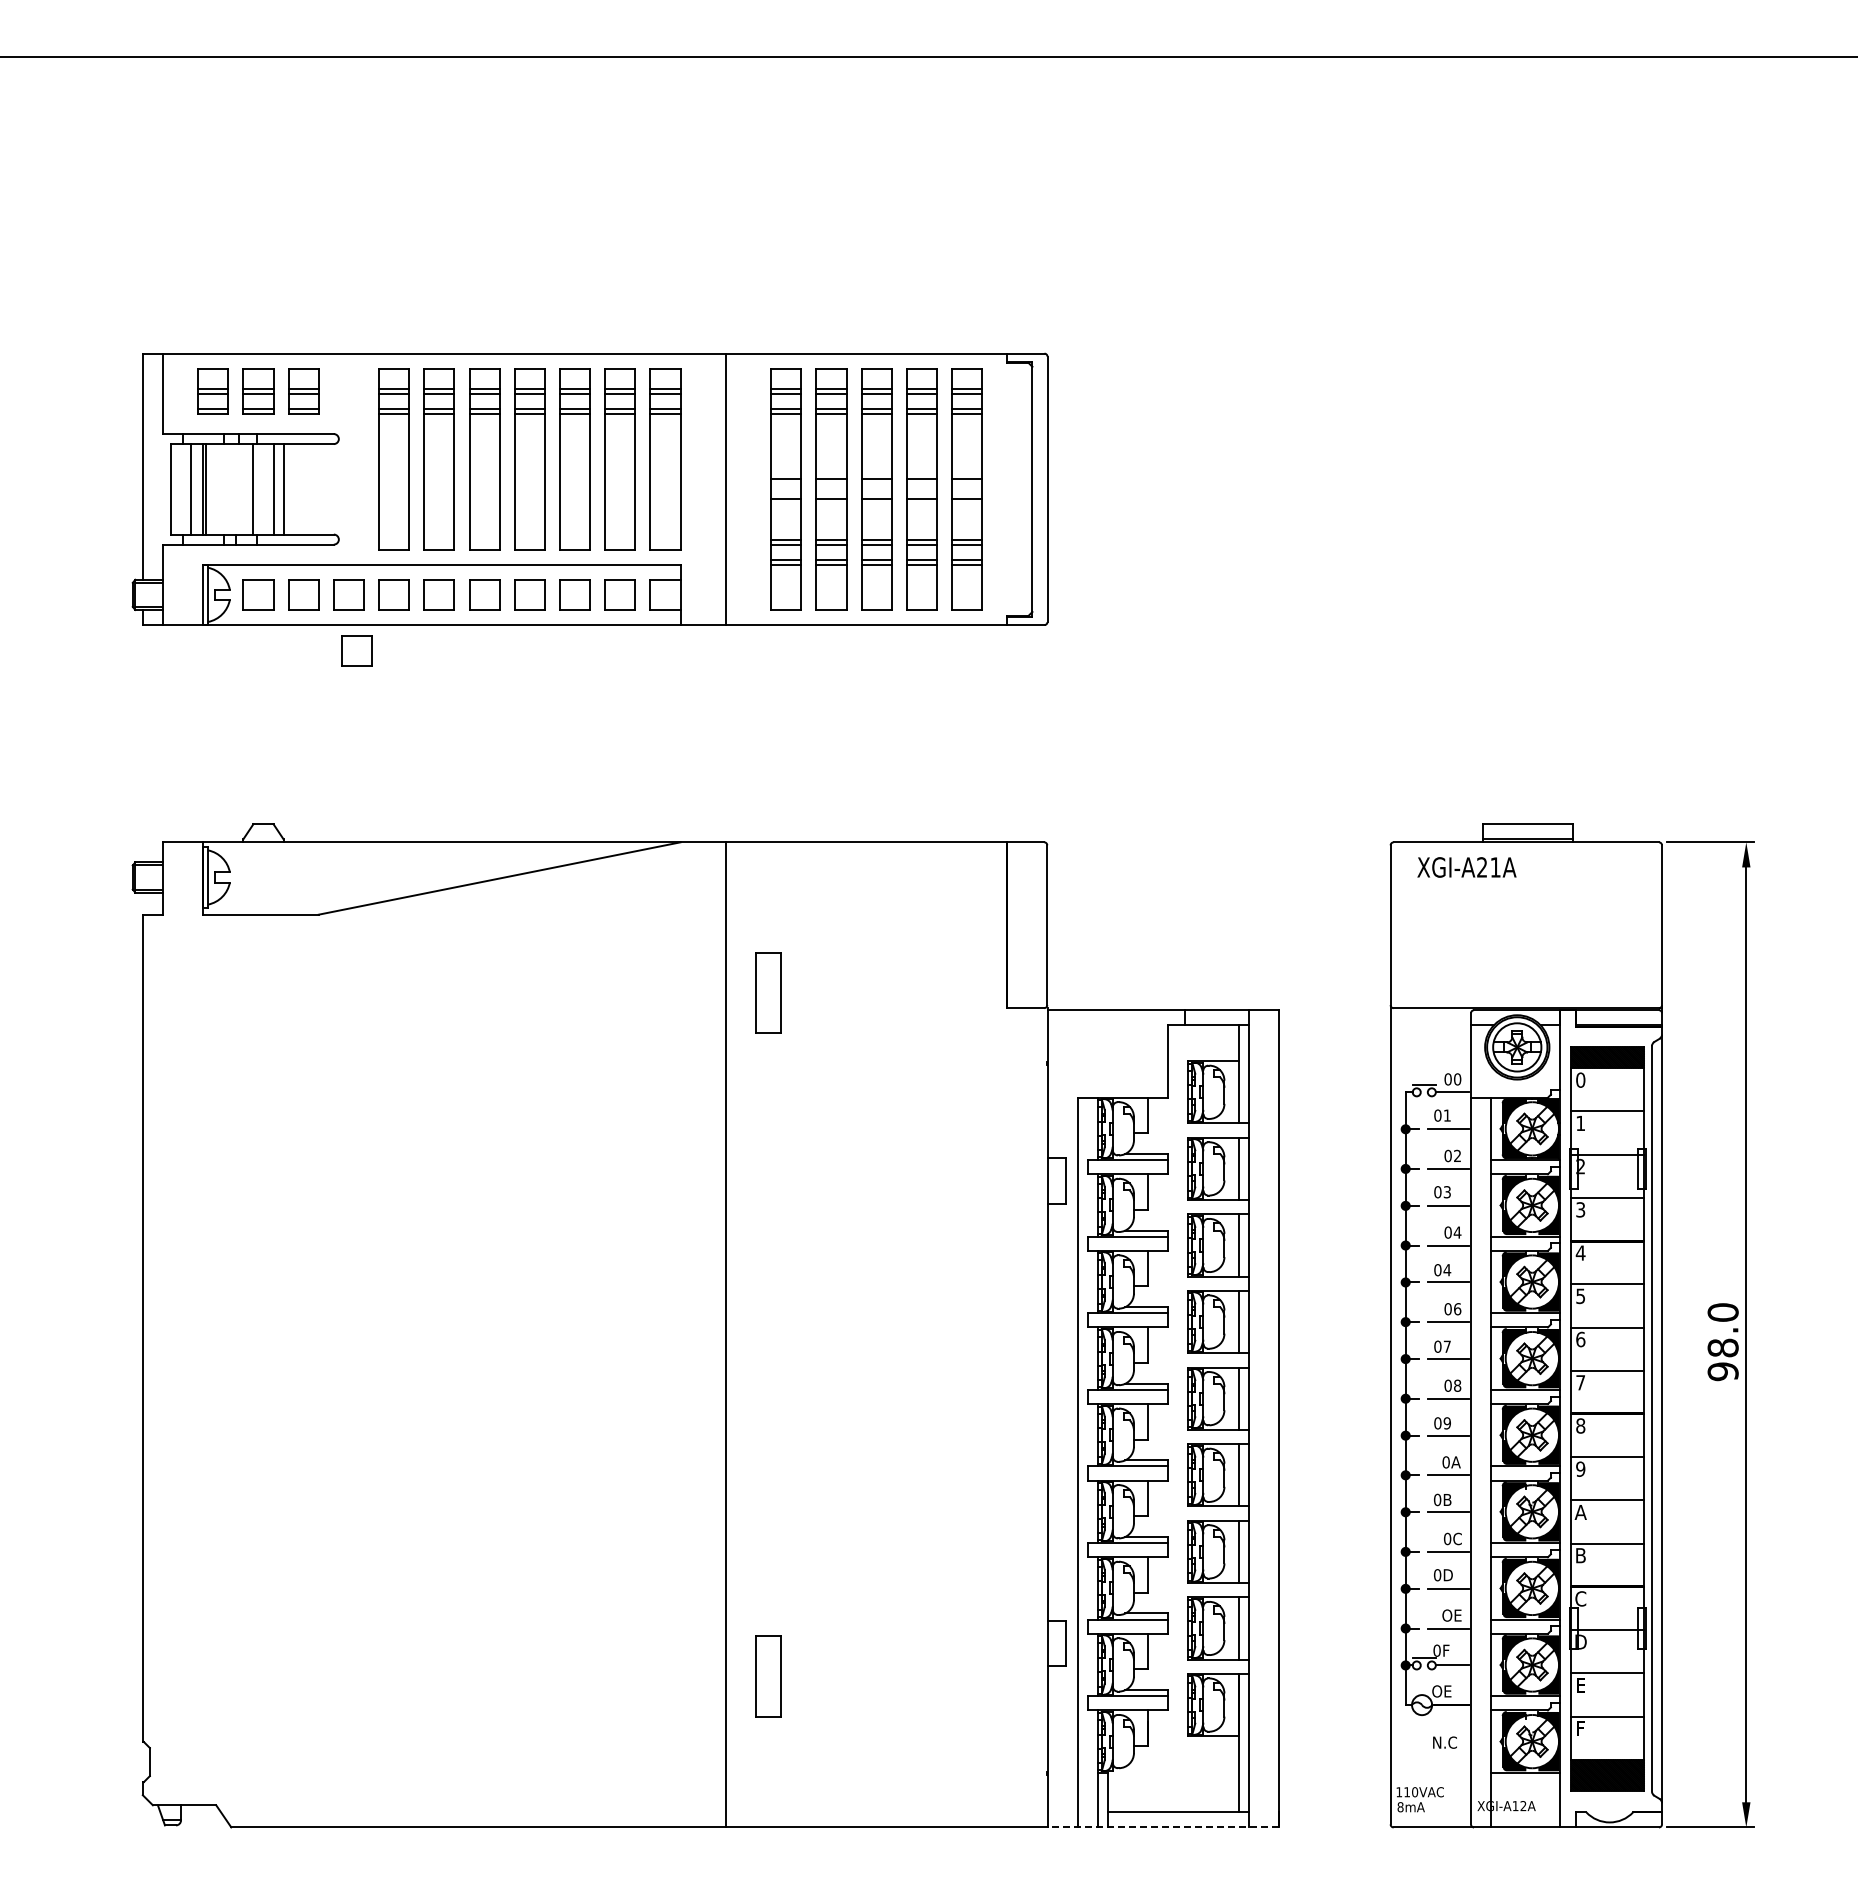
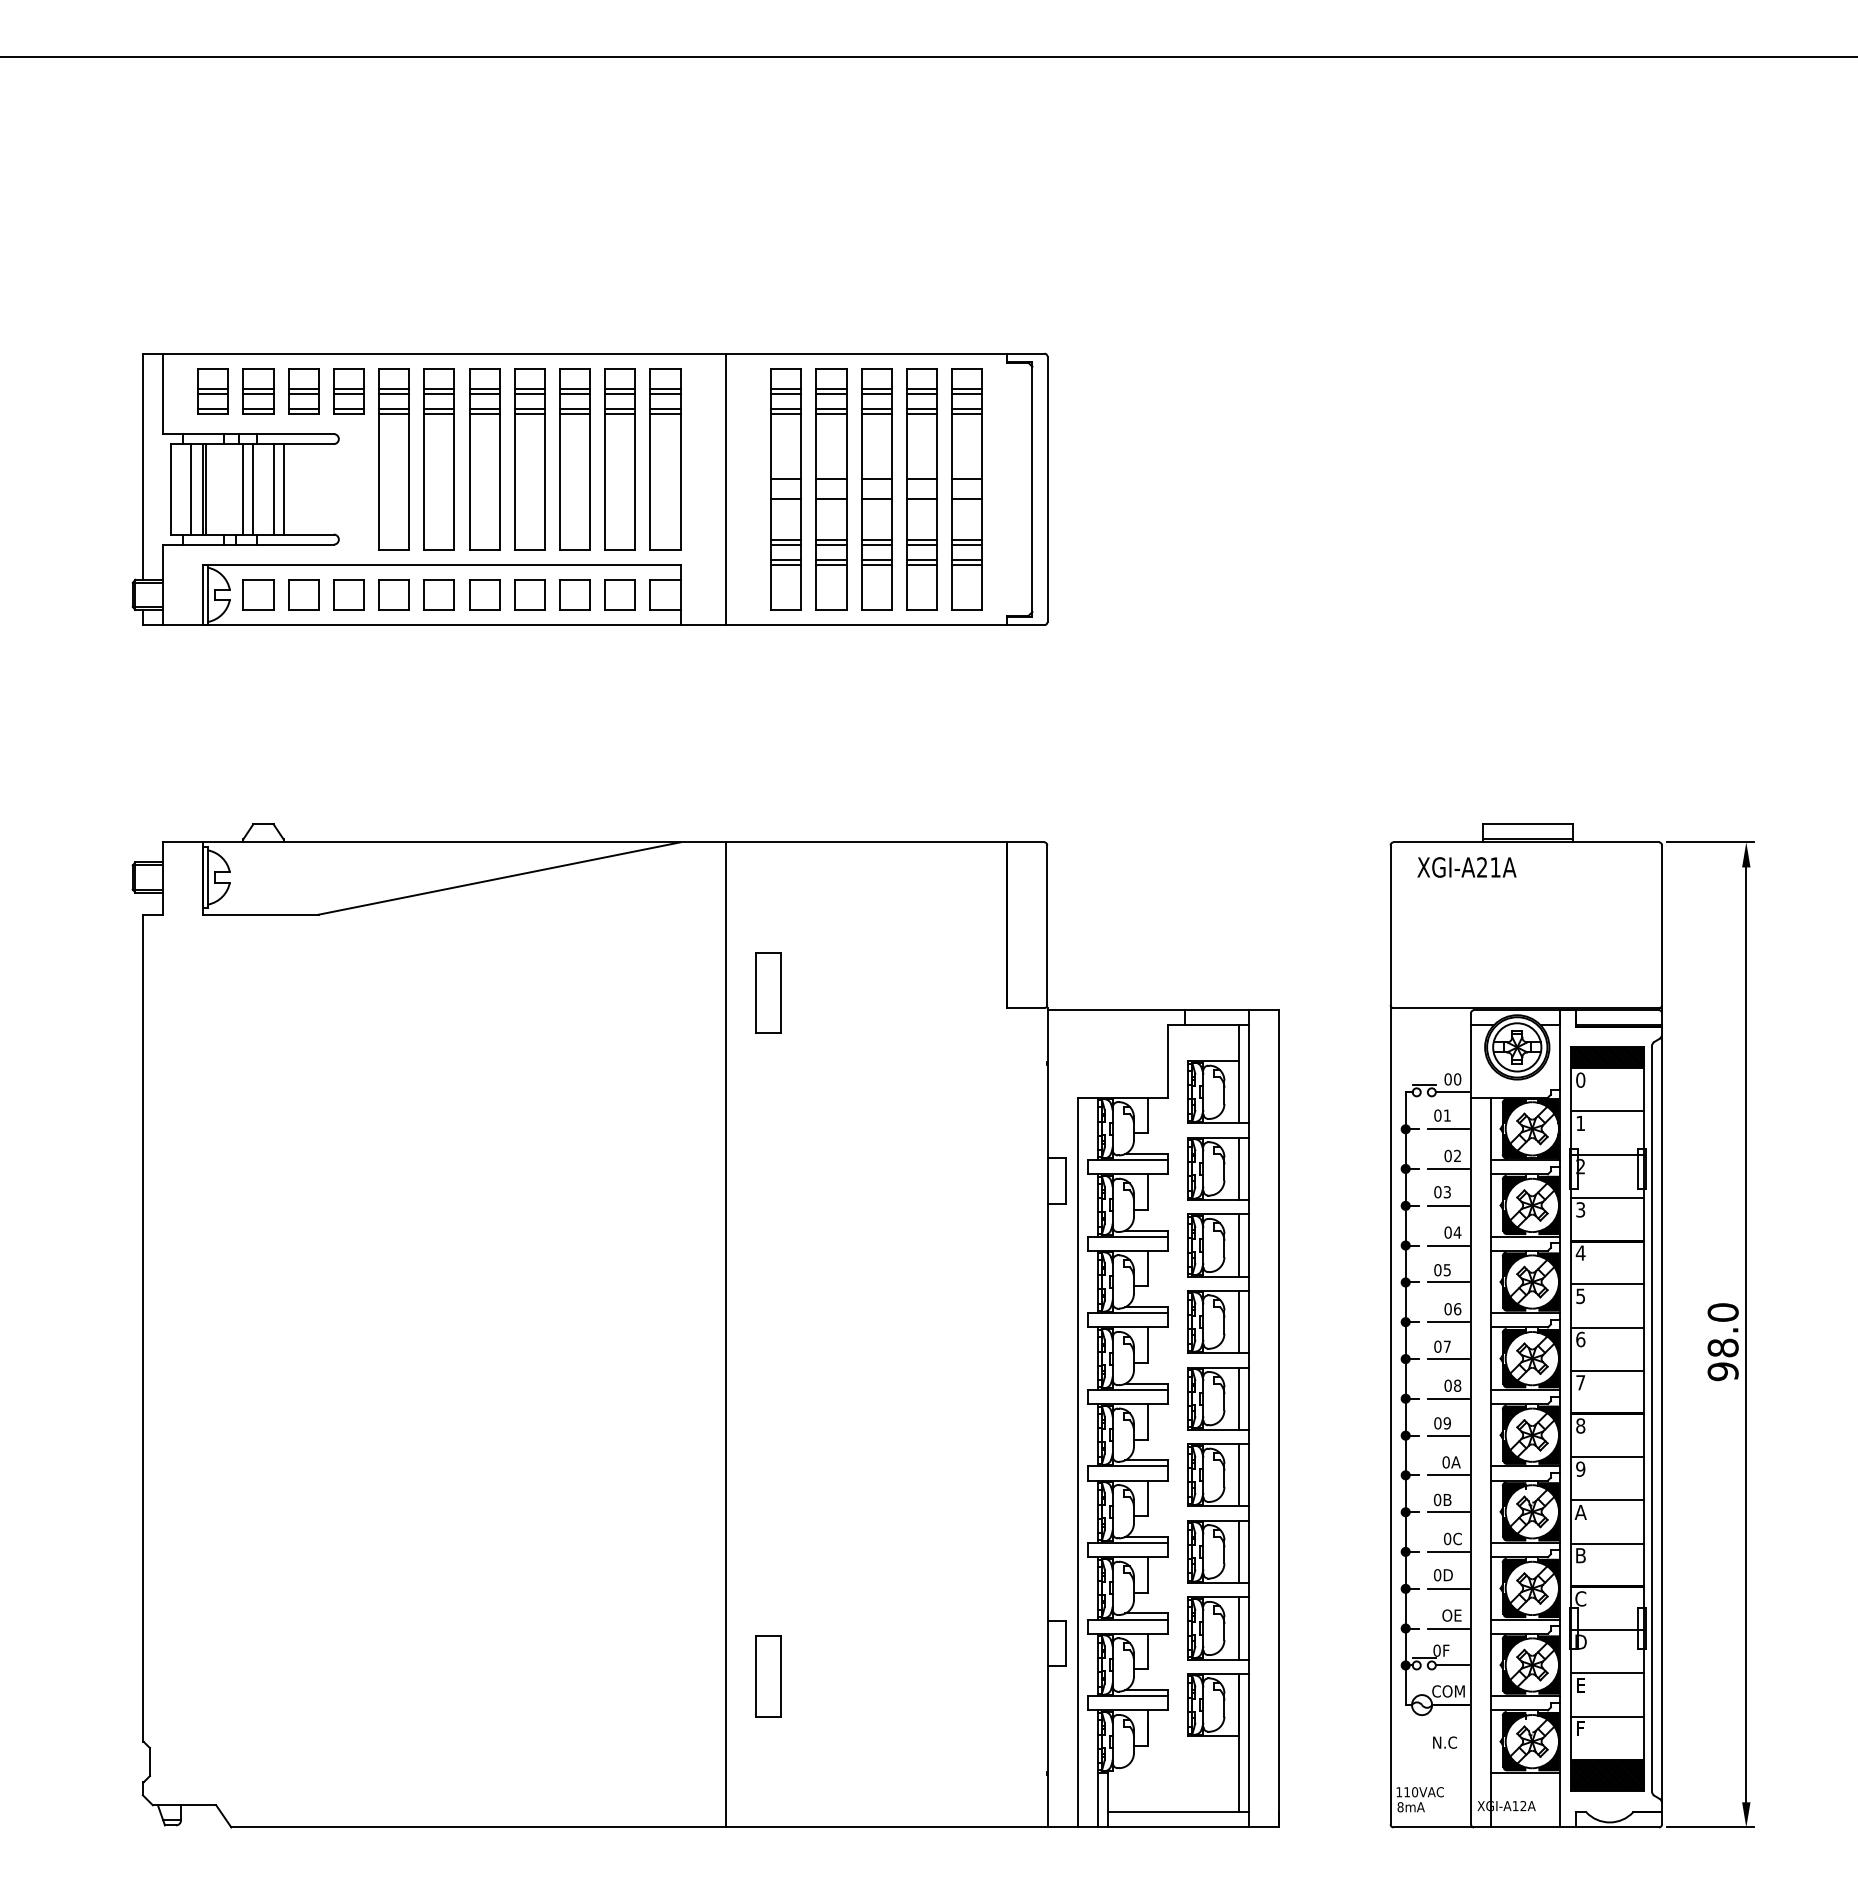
part: none -> present (348, 391)
line: none -> present (243, 489)
part: present -> none (356, 650)
text: 04 -> 05 (1447, 1270)
text: OE -> COM (1451, 1691)
line: dashed -> solid (1163, 1827)
